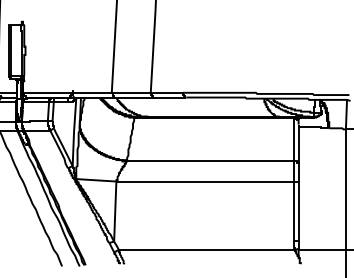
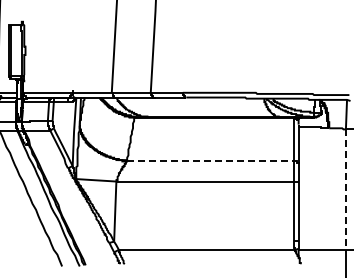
line: solid -> dashed (210, 161)
line: solid -> dashed (345, 190)
